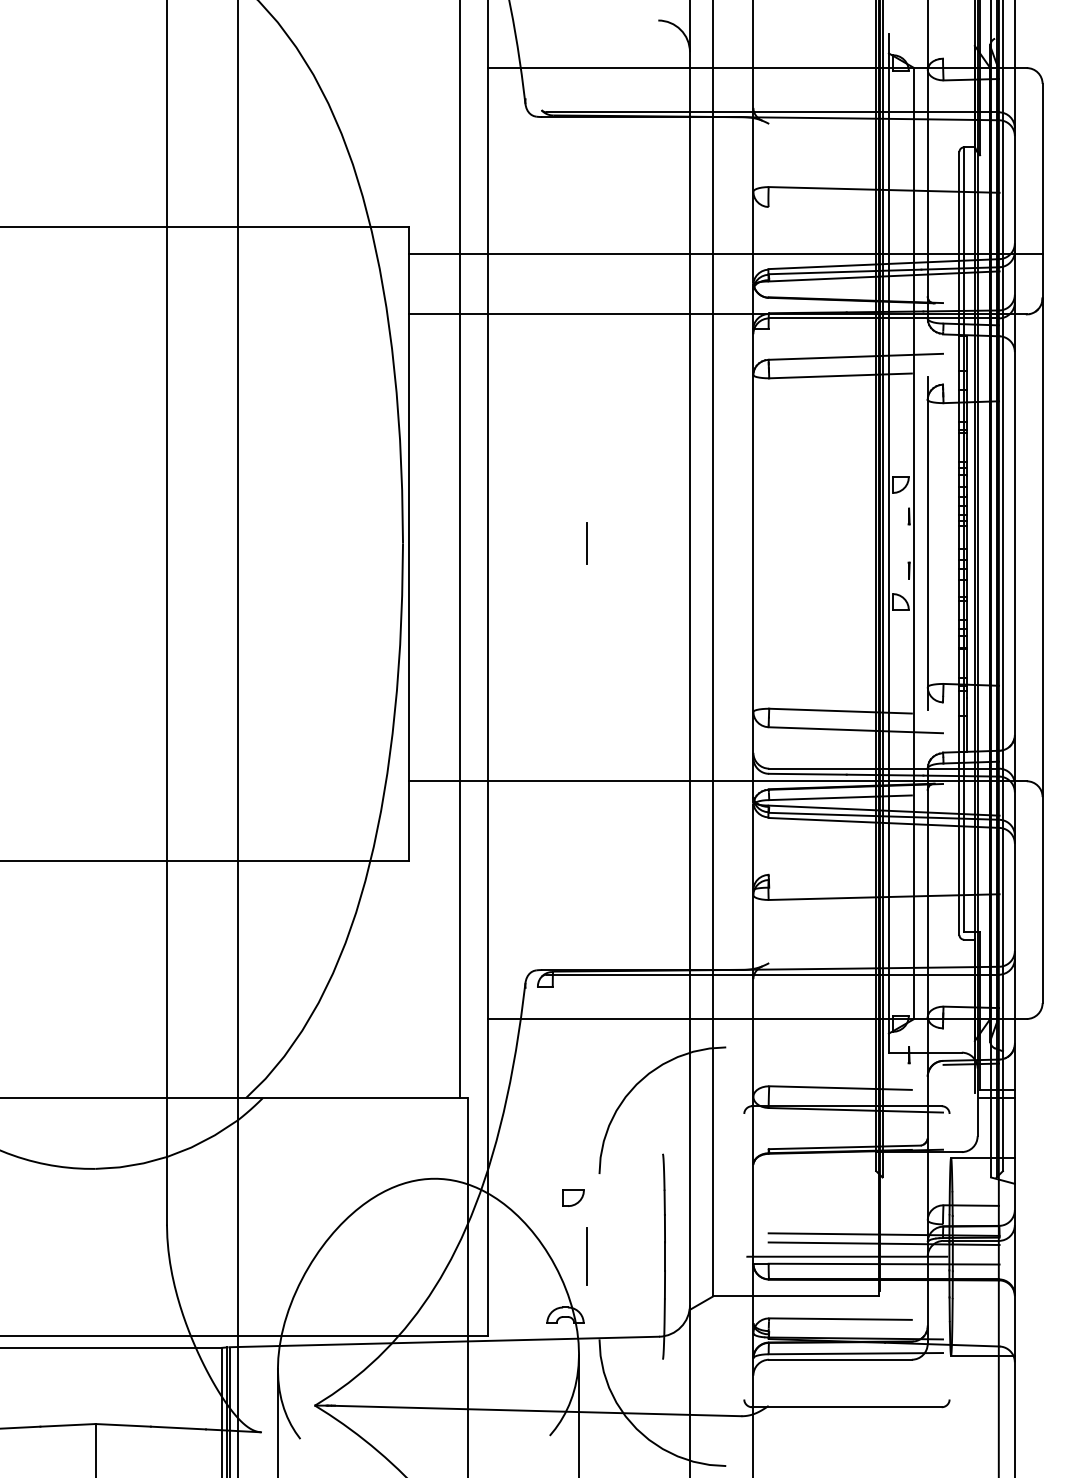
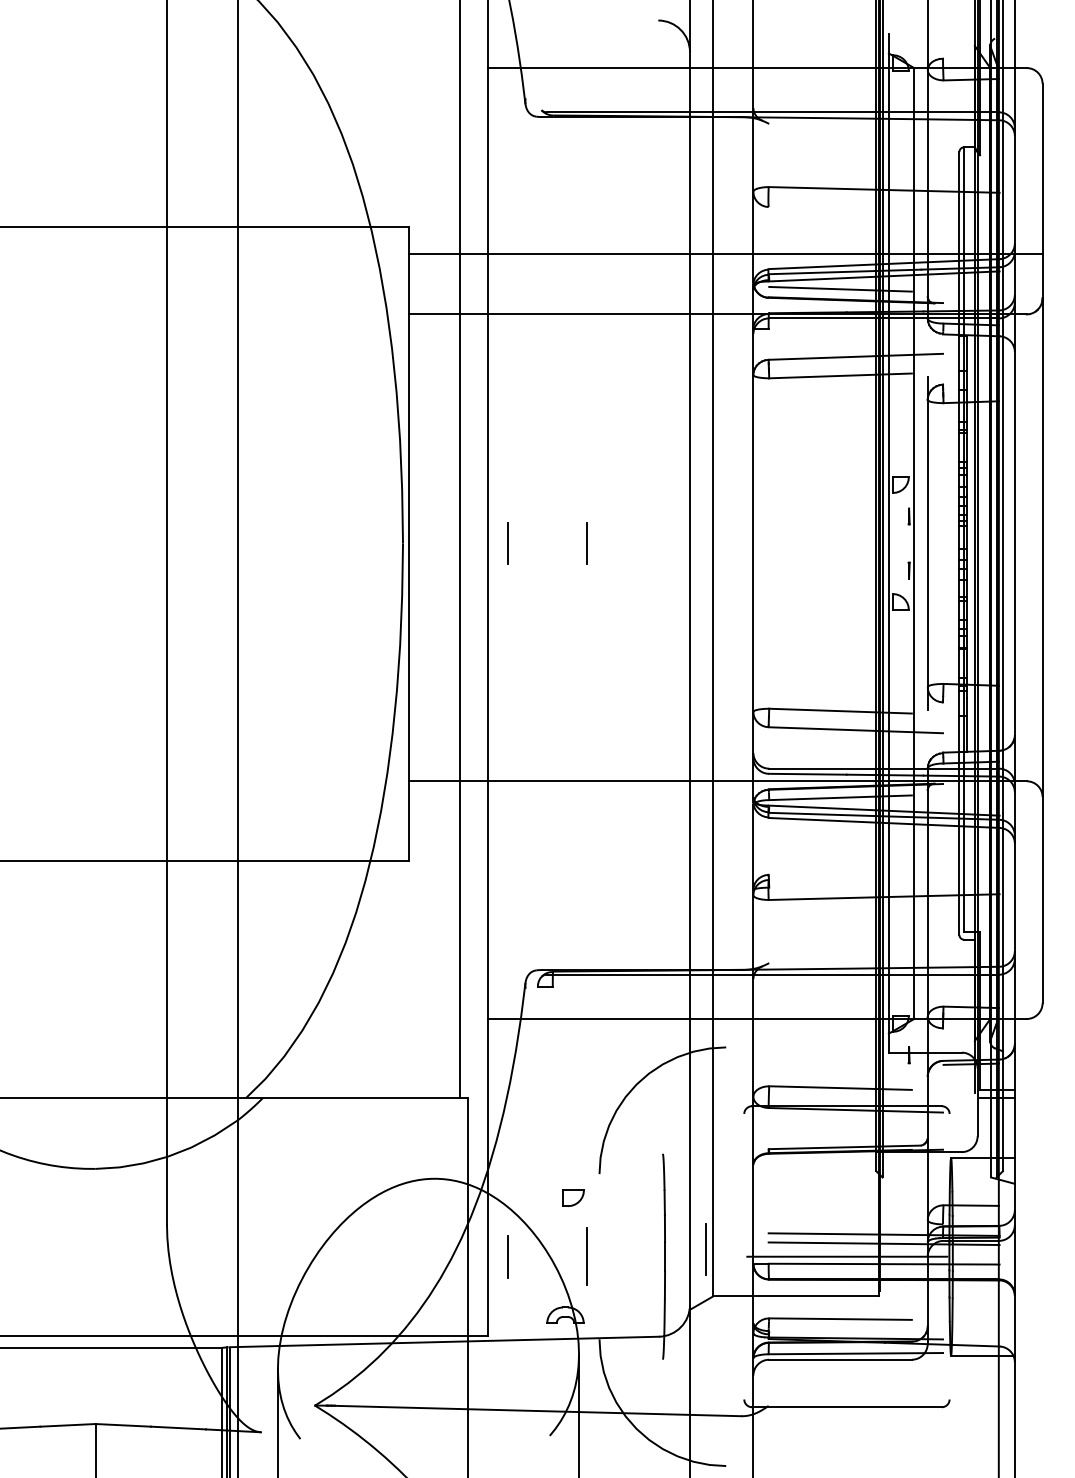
line: none -> present (840, 288)
line: none -> present (507, 543)
line: none -> present (705, 1248)
line: none -> present (507, 1256)
